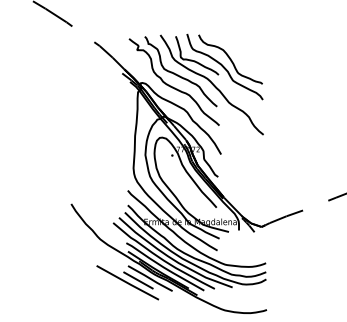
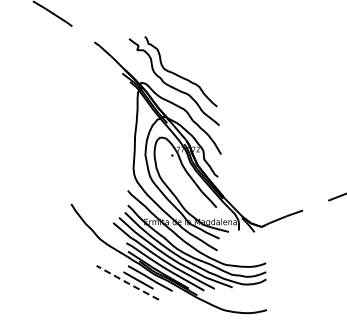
part: present -> none (211, 84)
line: solid -> dashed (127, 282)
